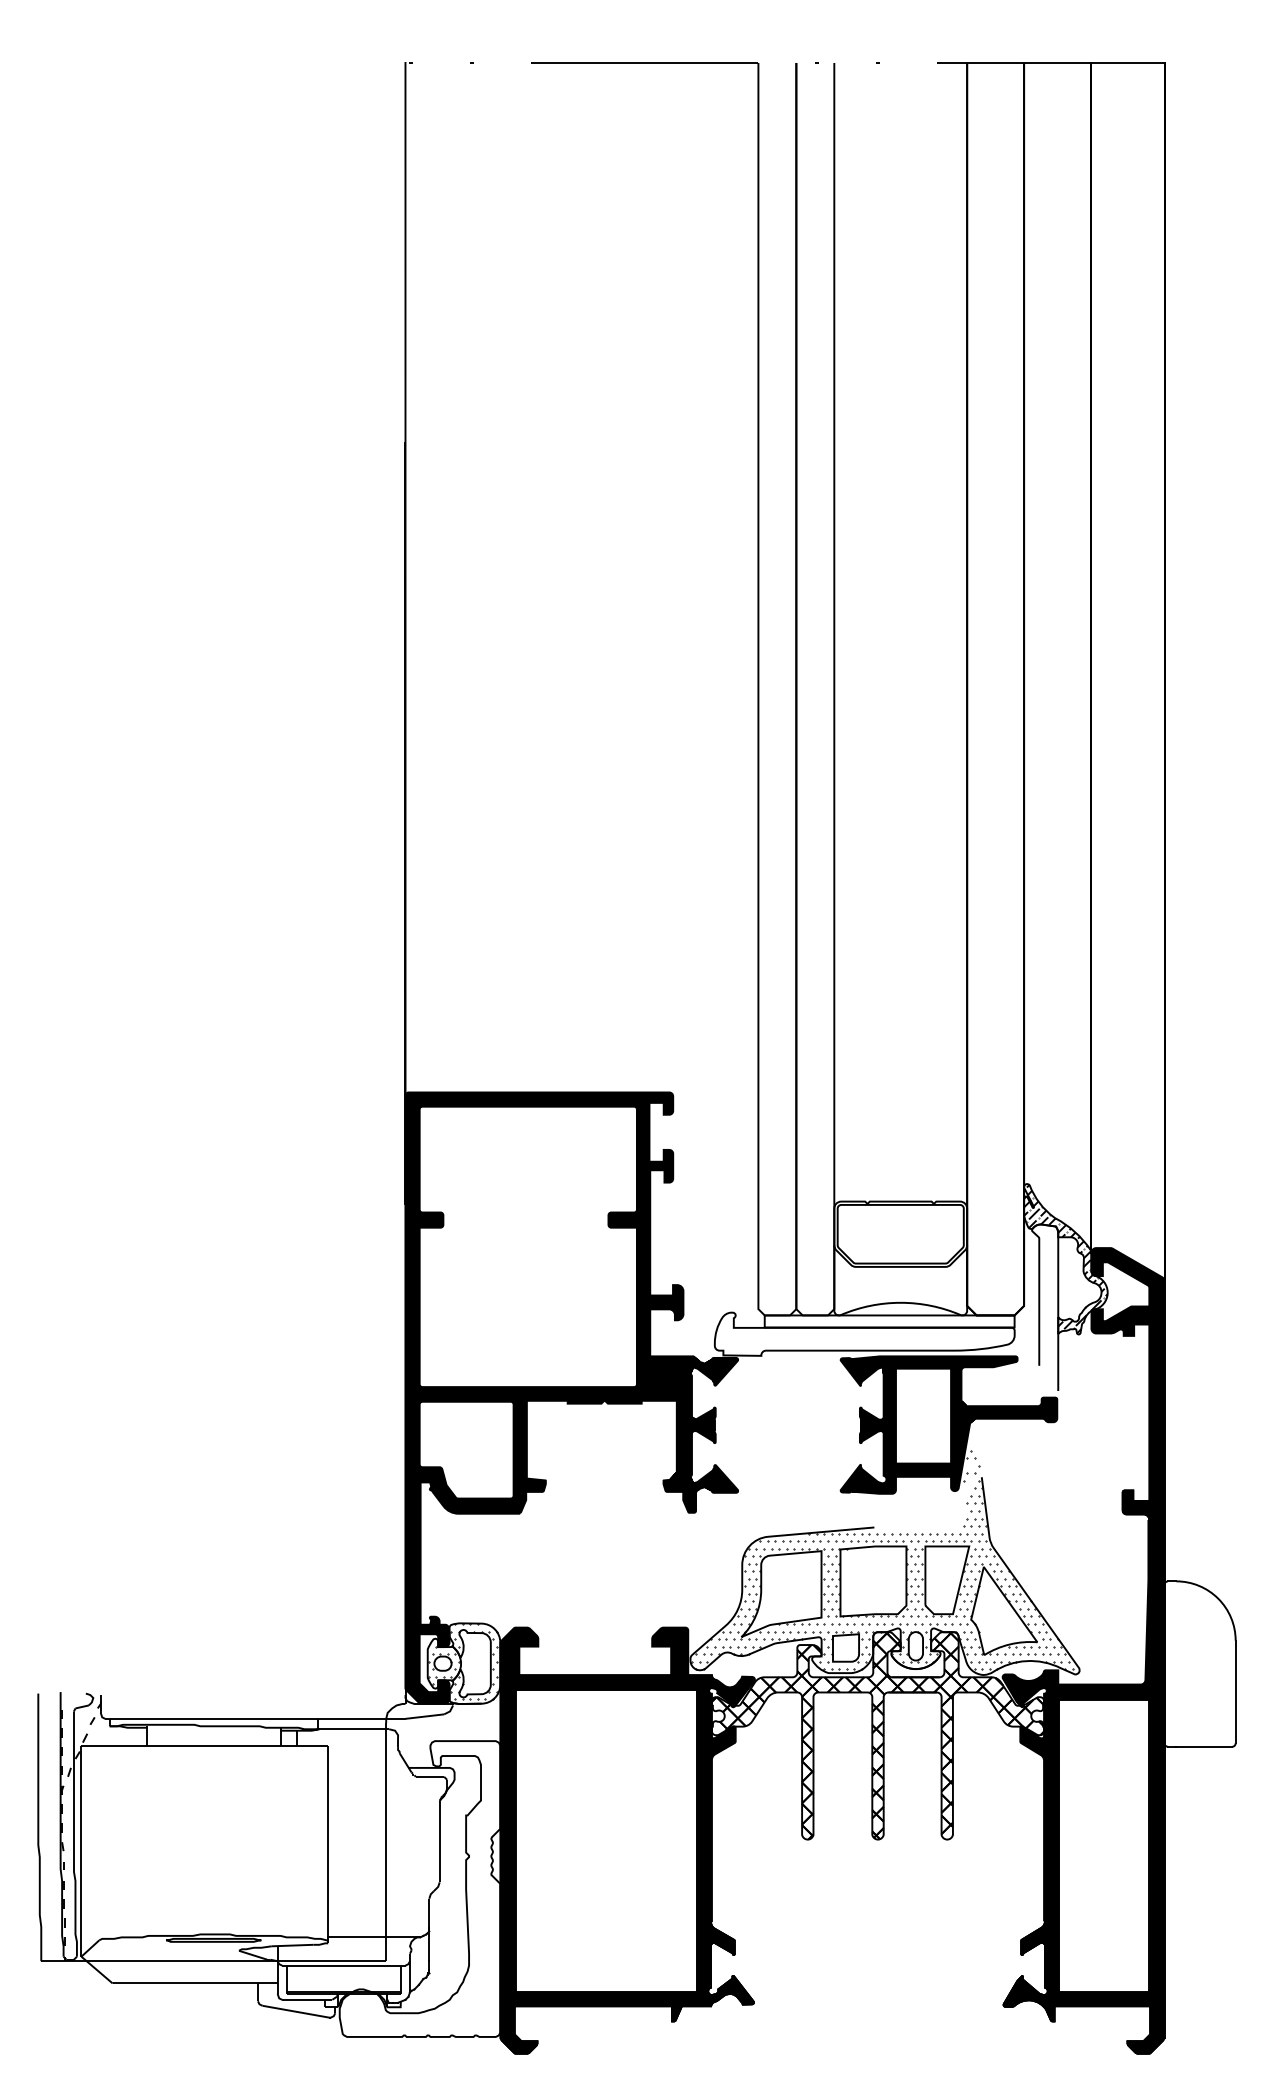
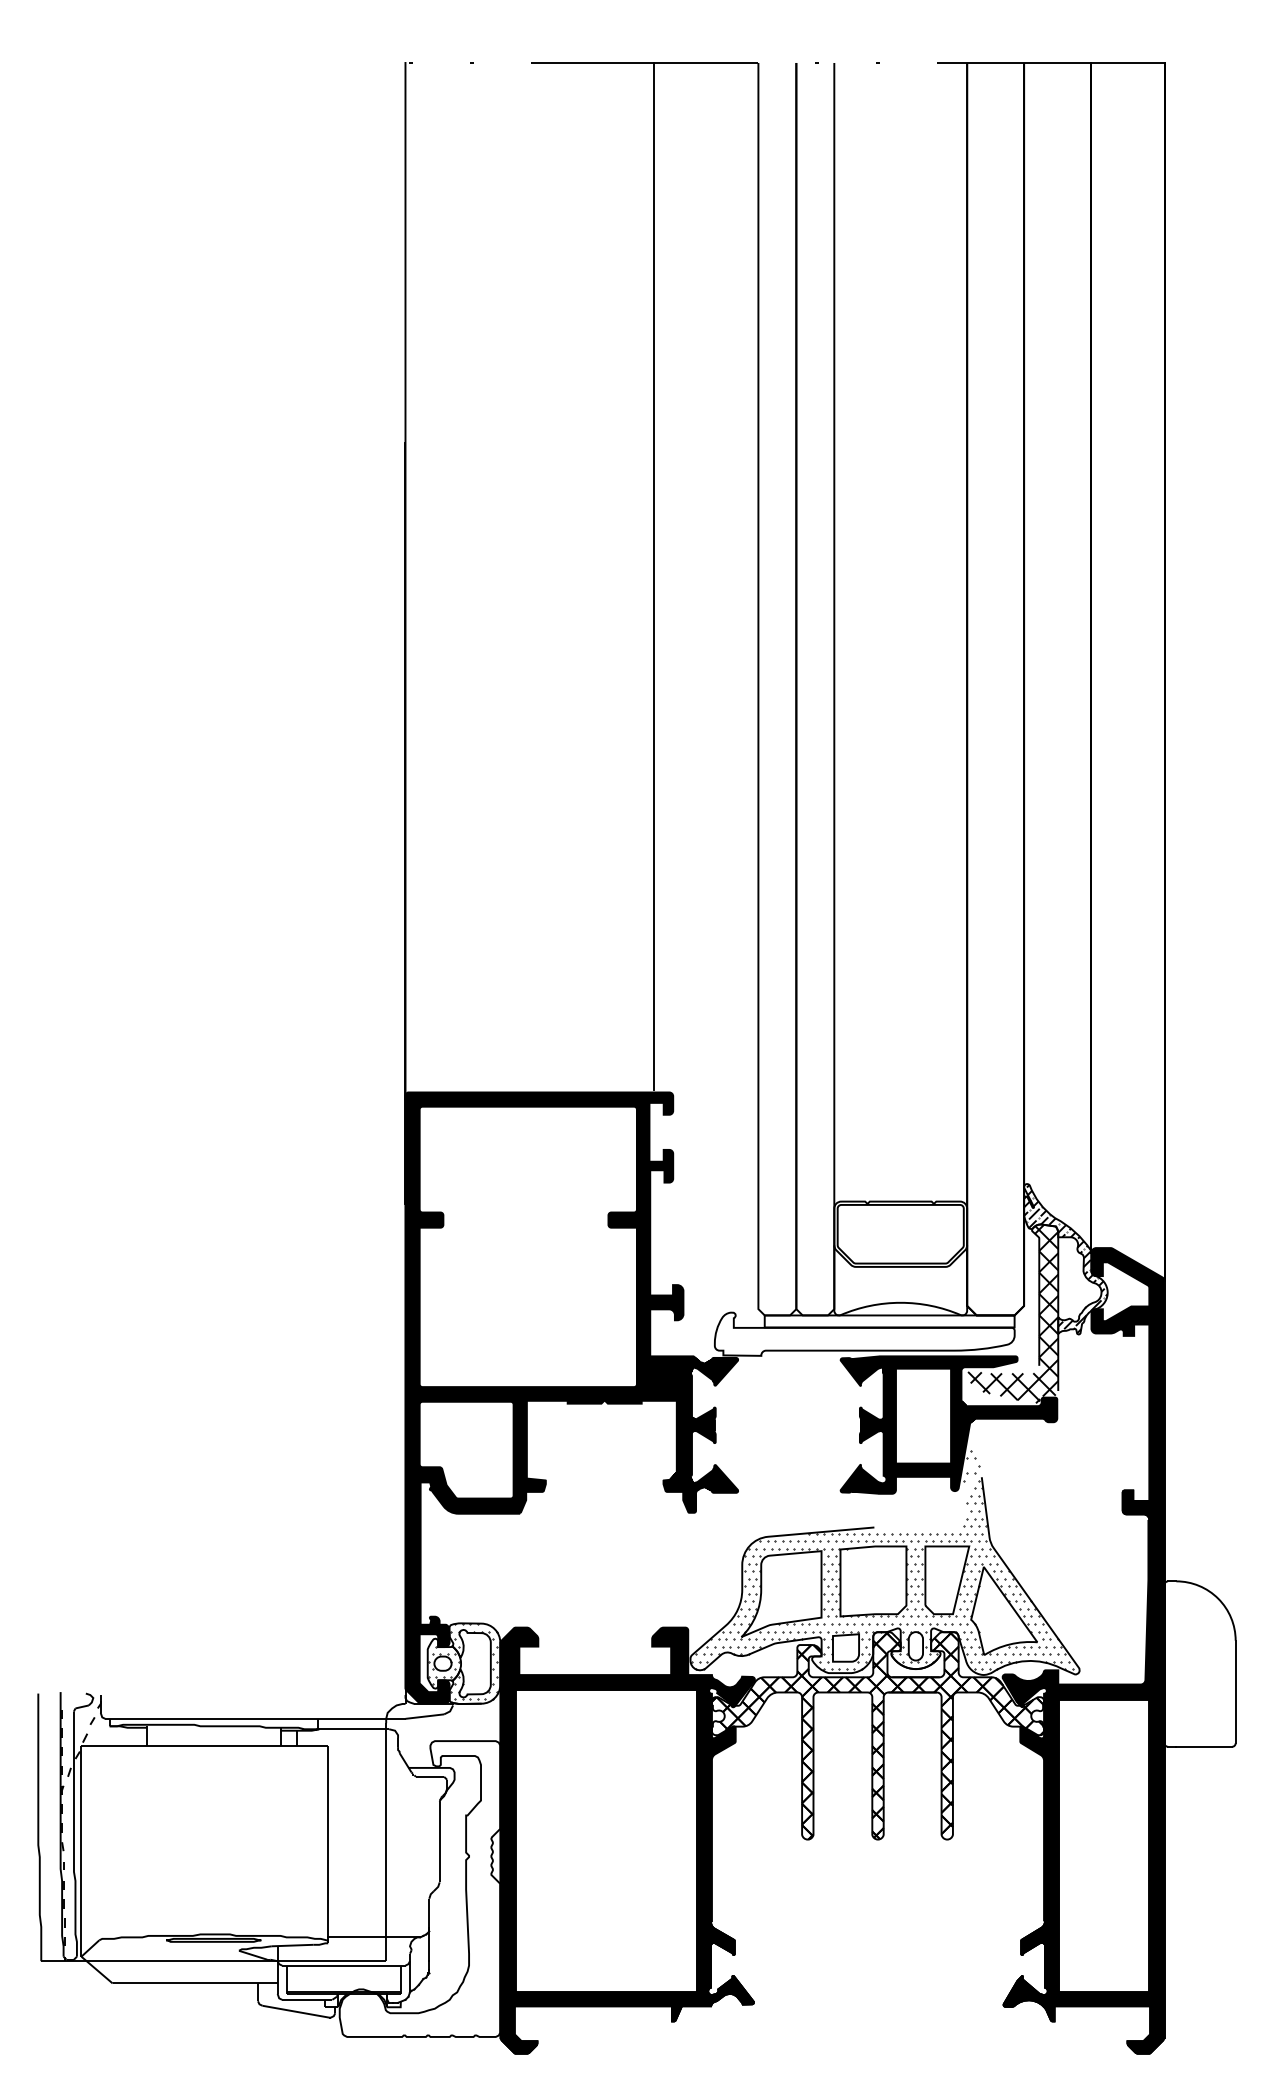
line: none -> present (654, 575)
hatch: none -> present (1013, 1313)
